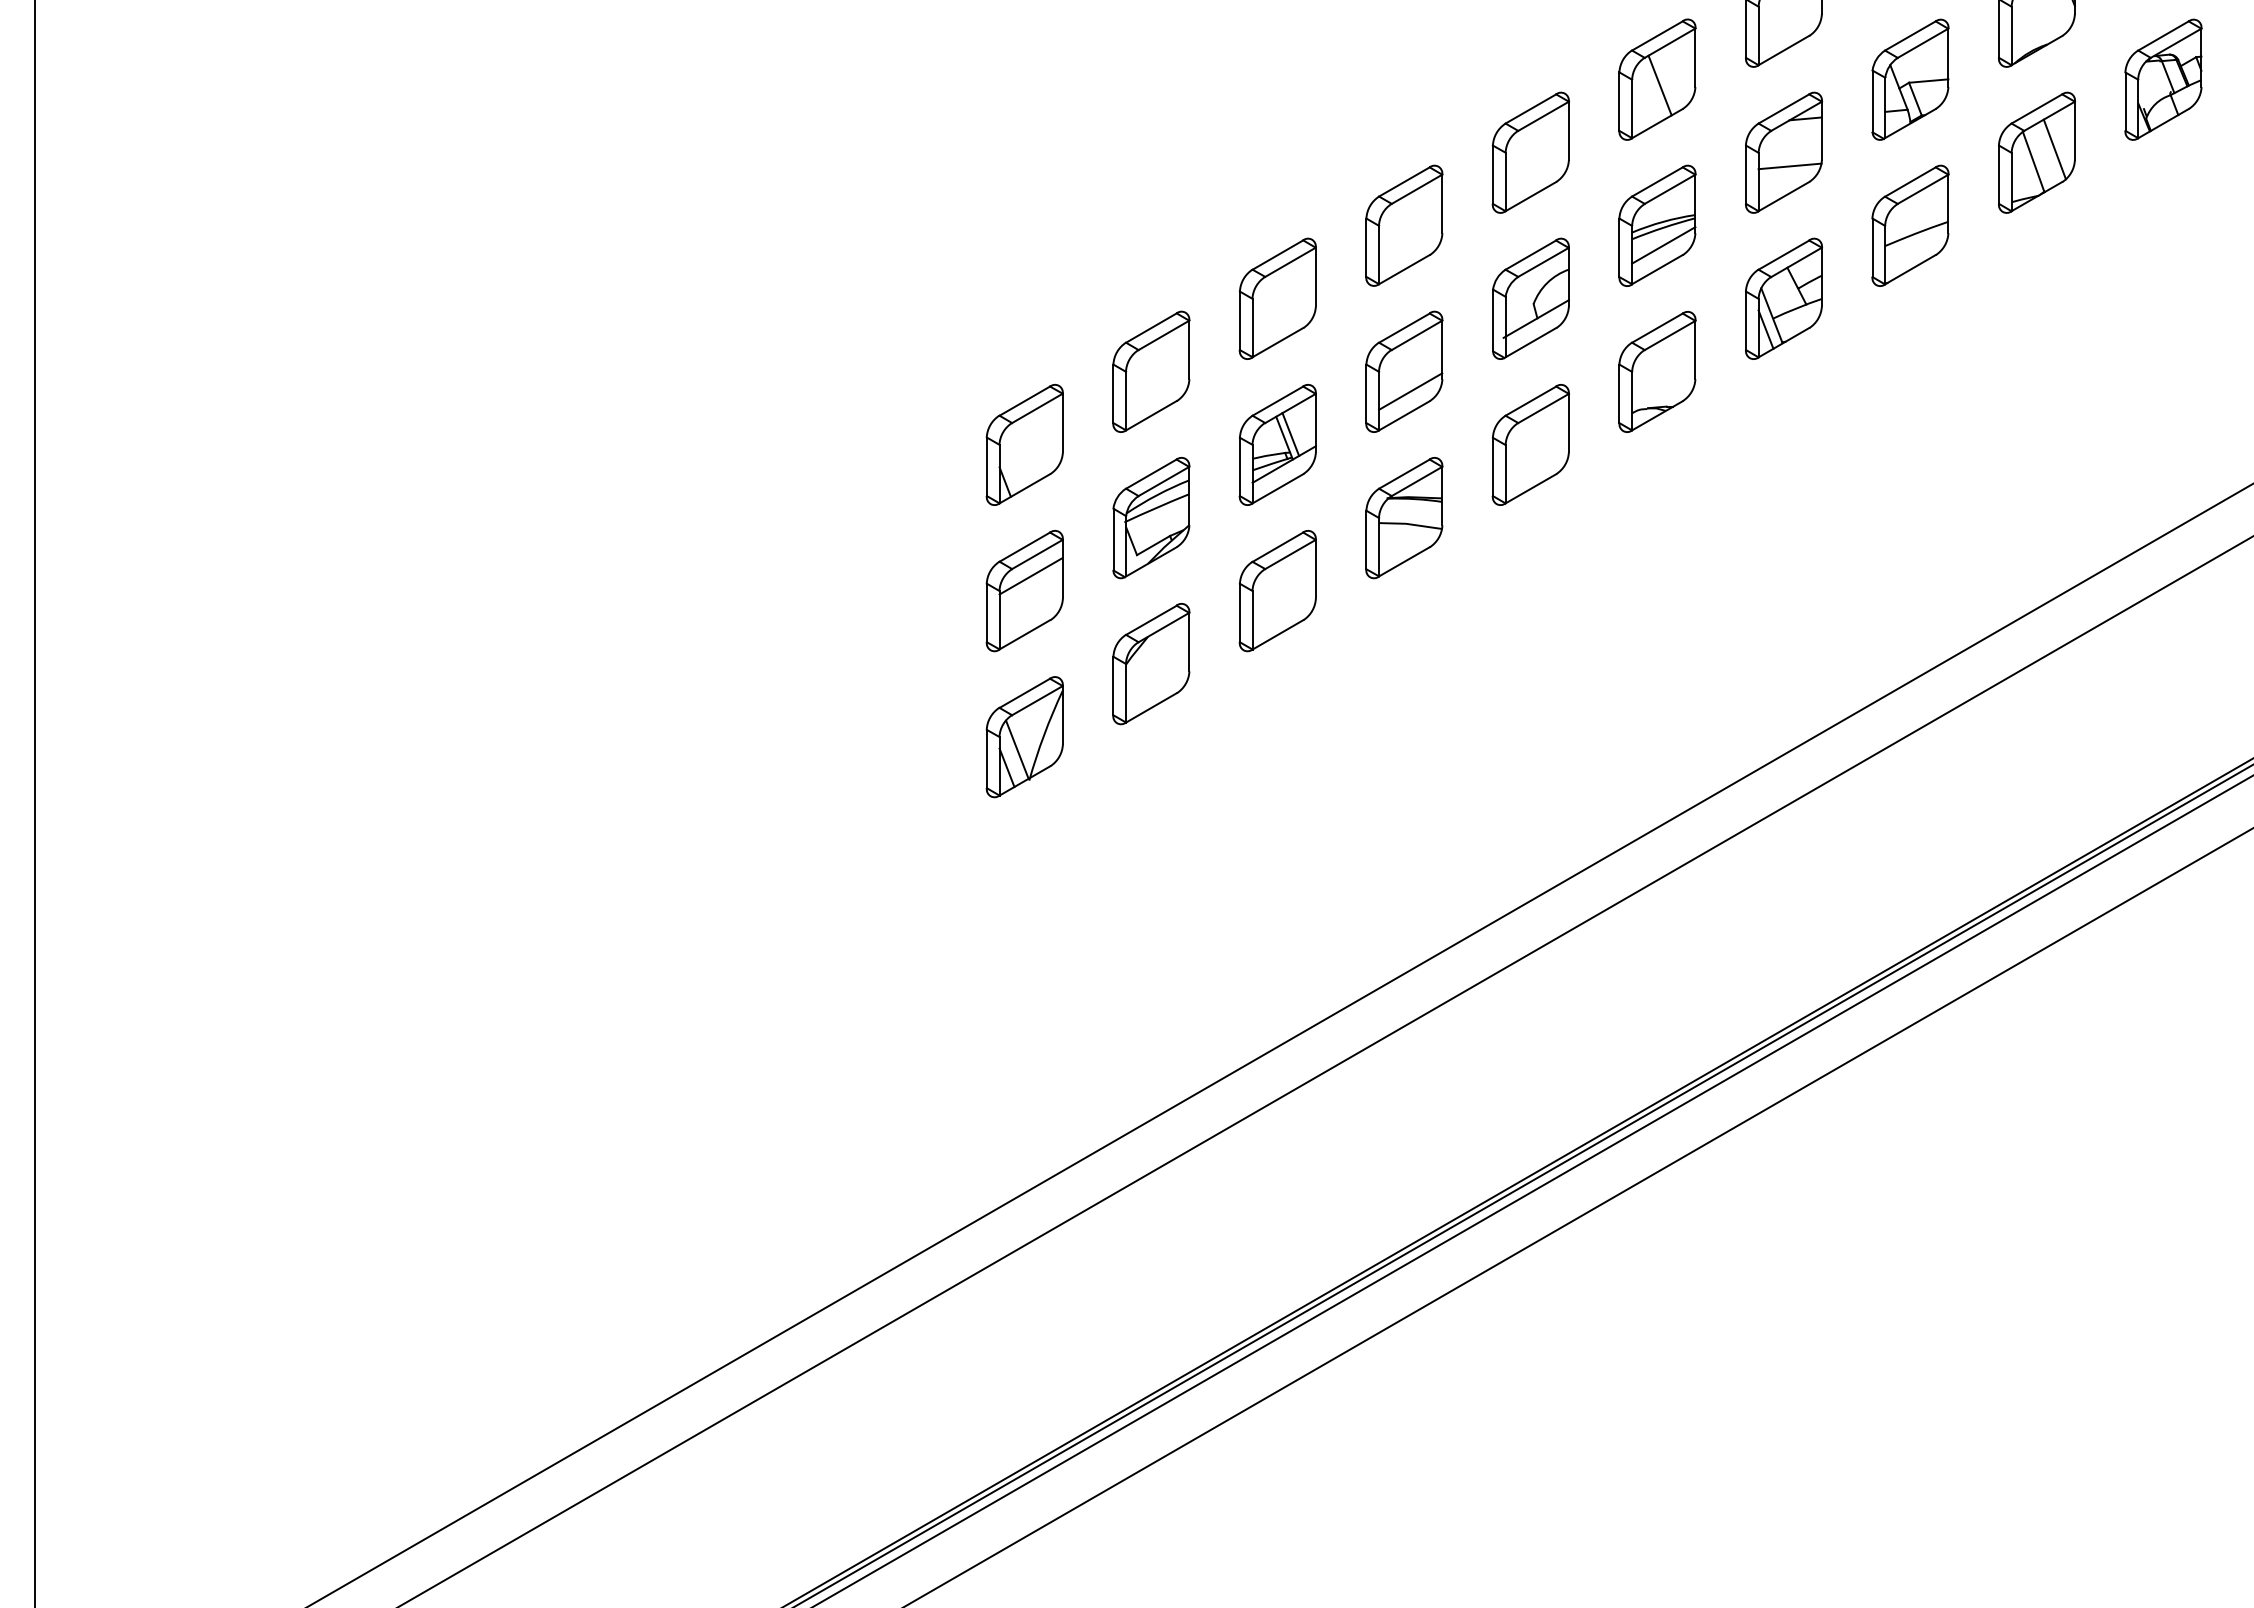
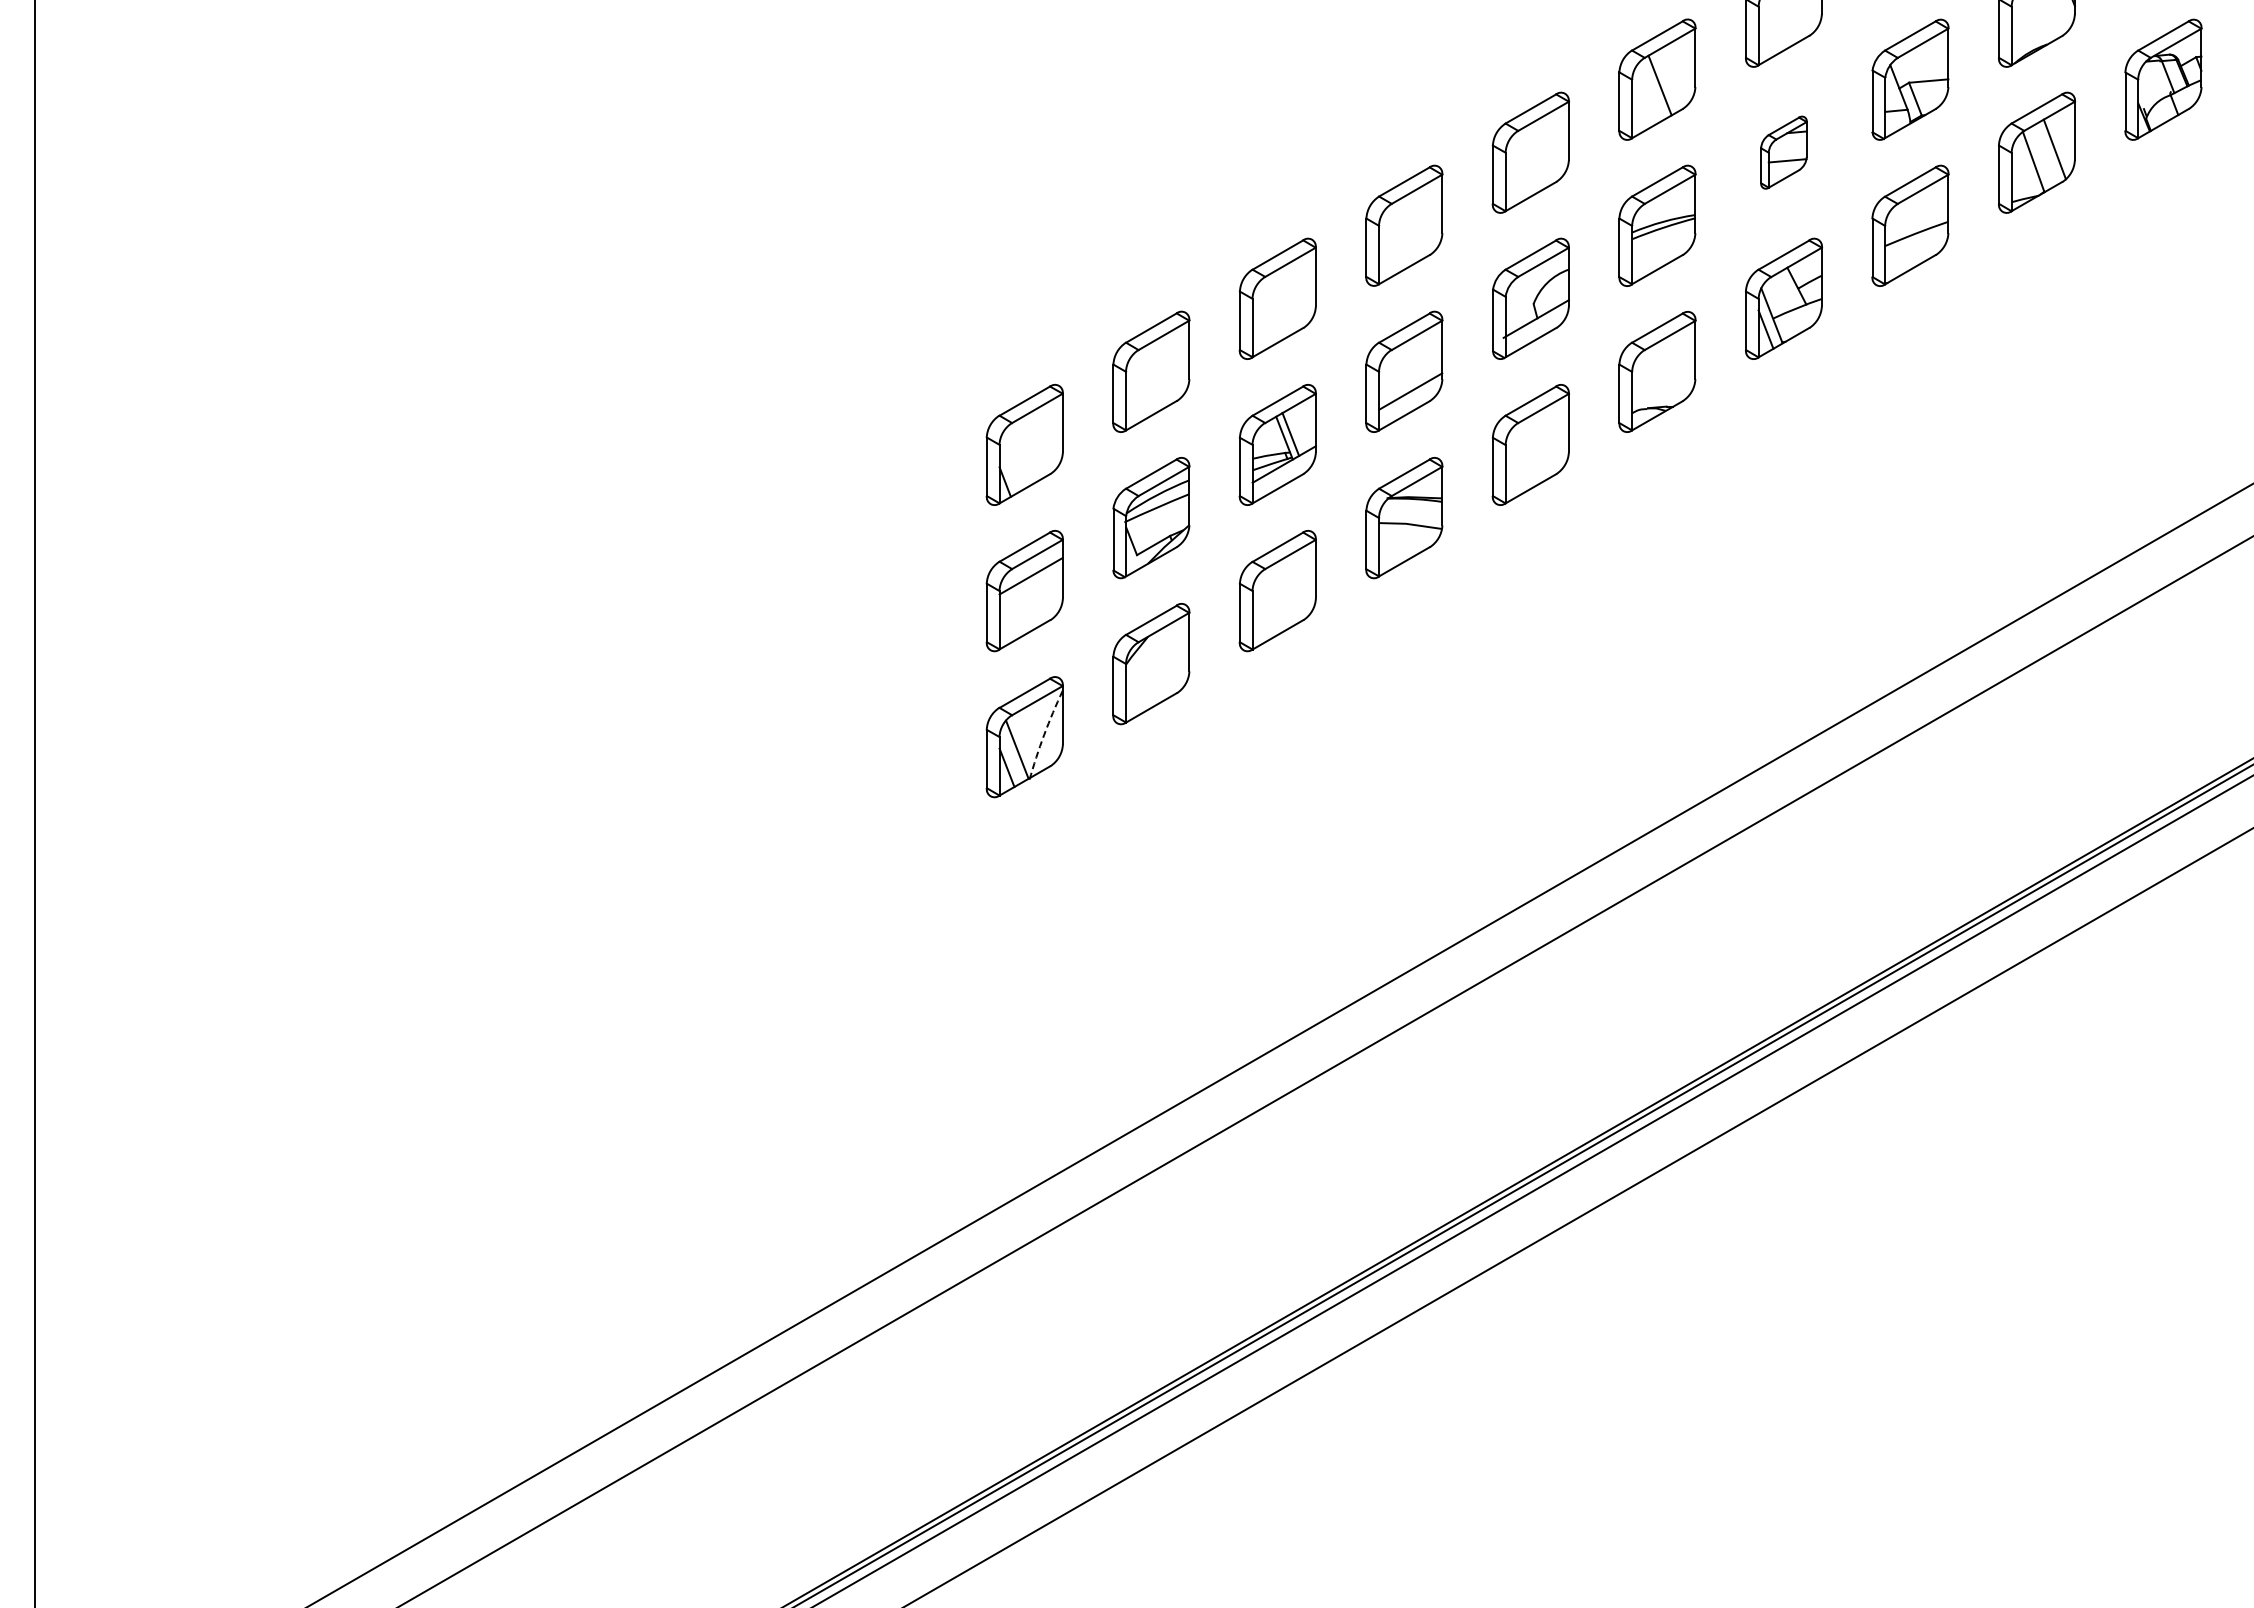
part size: 78x123 px -> 48x75 px (1783, 152)
line: present -> none (1663, 245)
arc: solid -> dashed (1044, 734)
